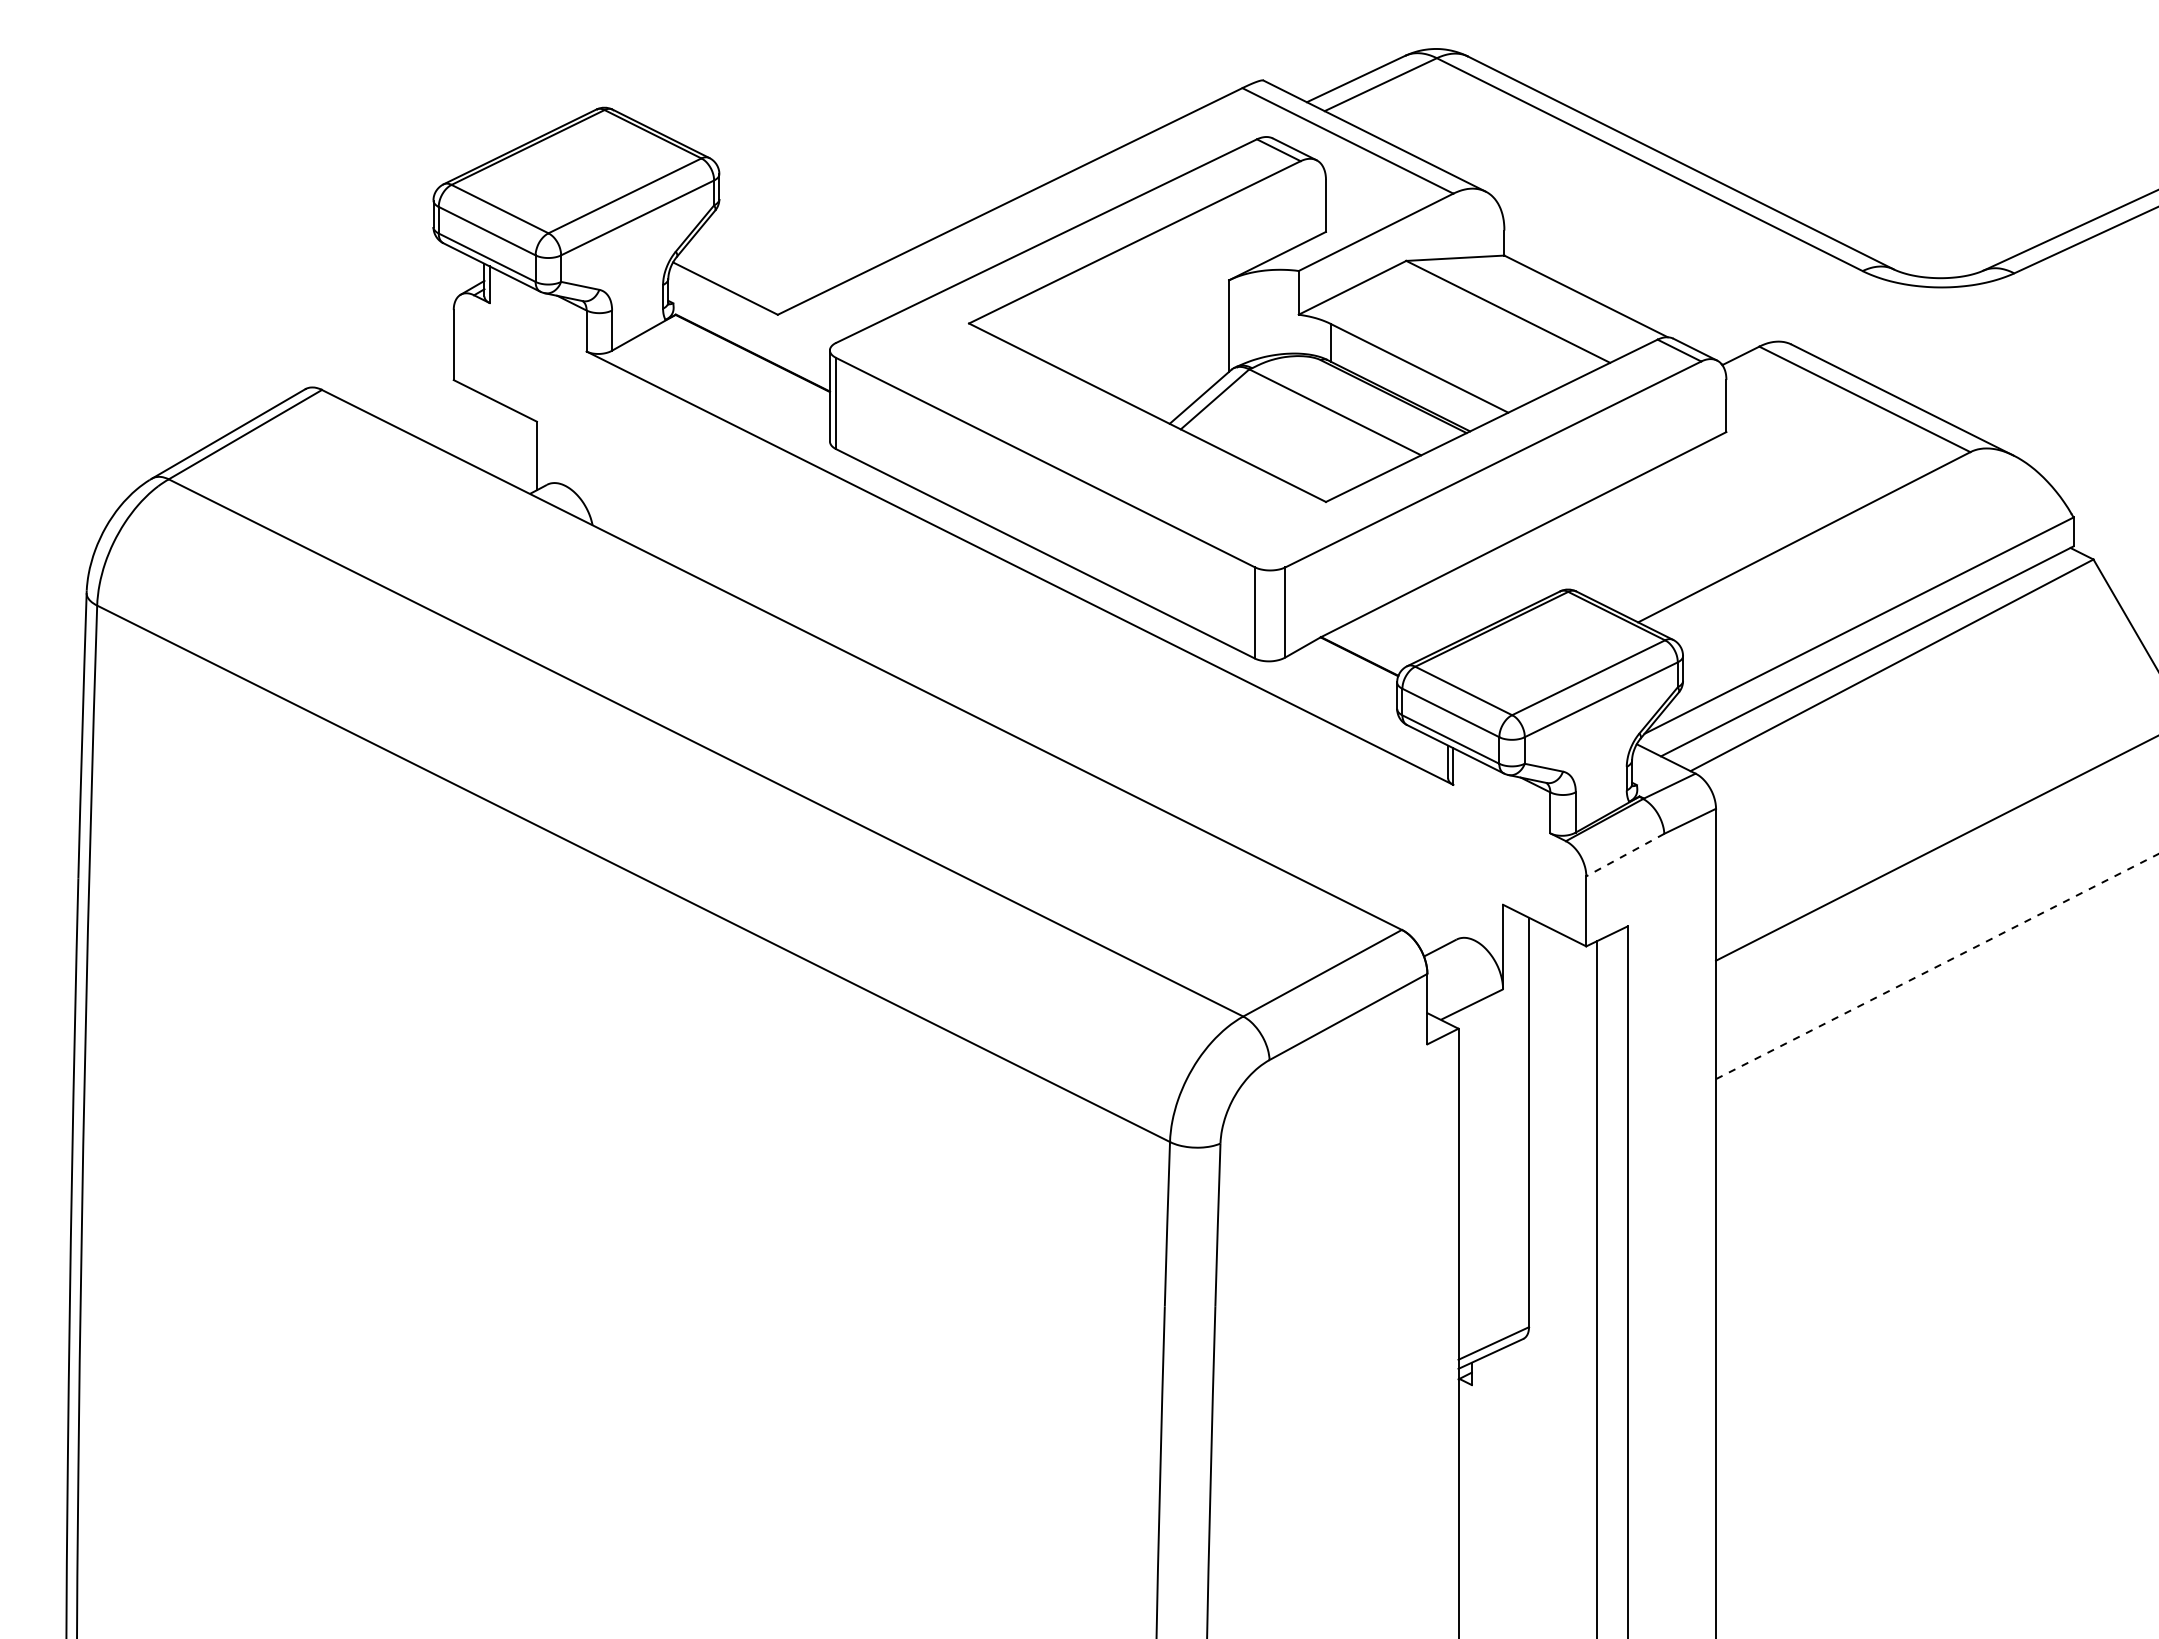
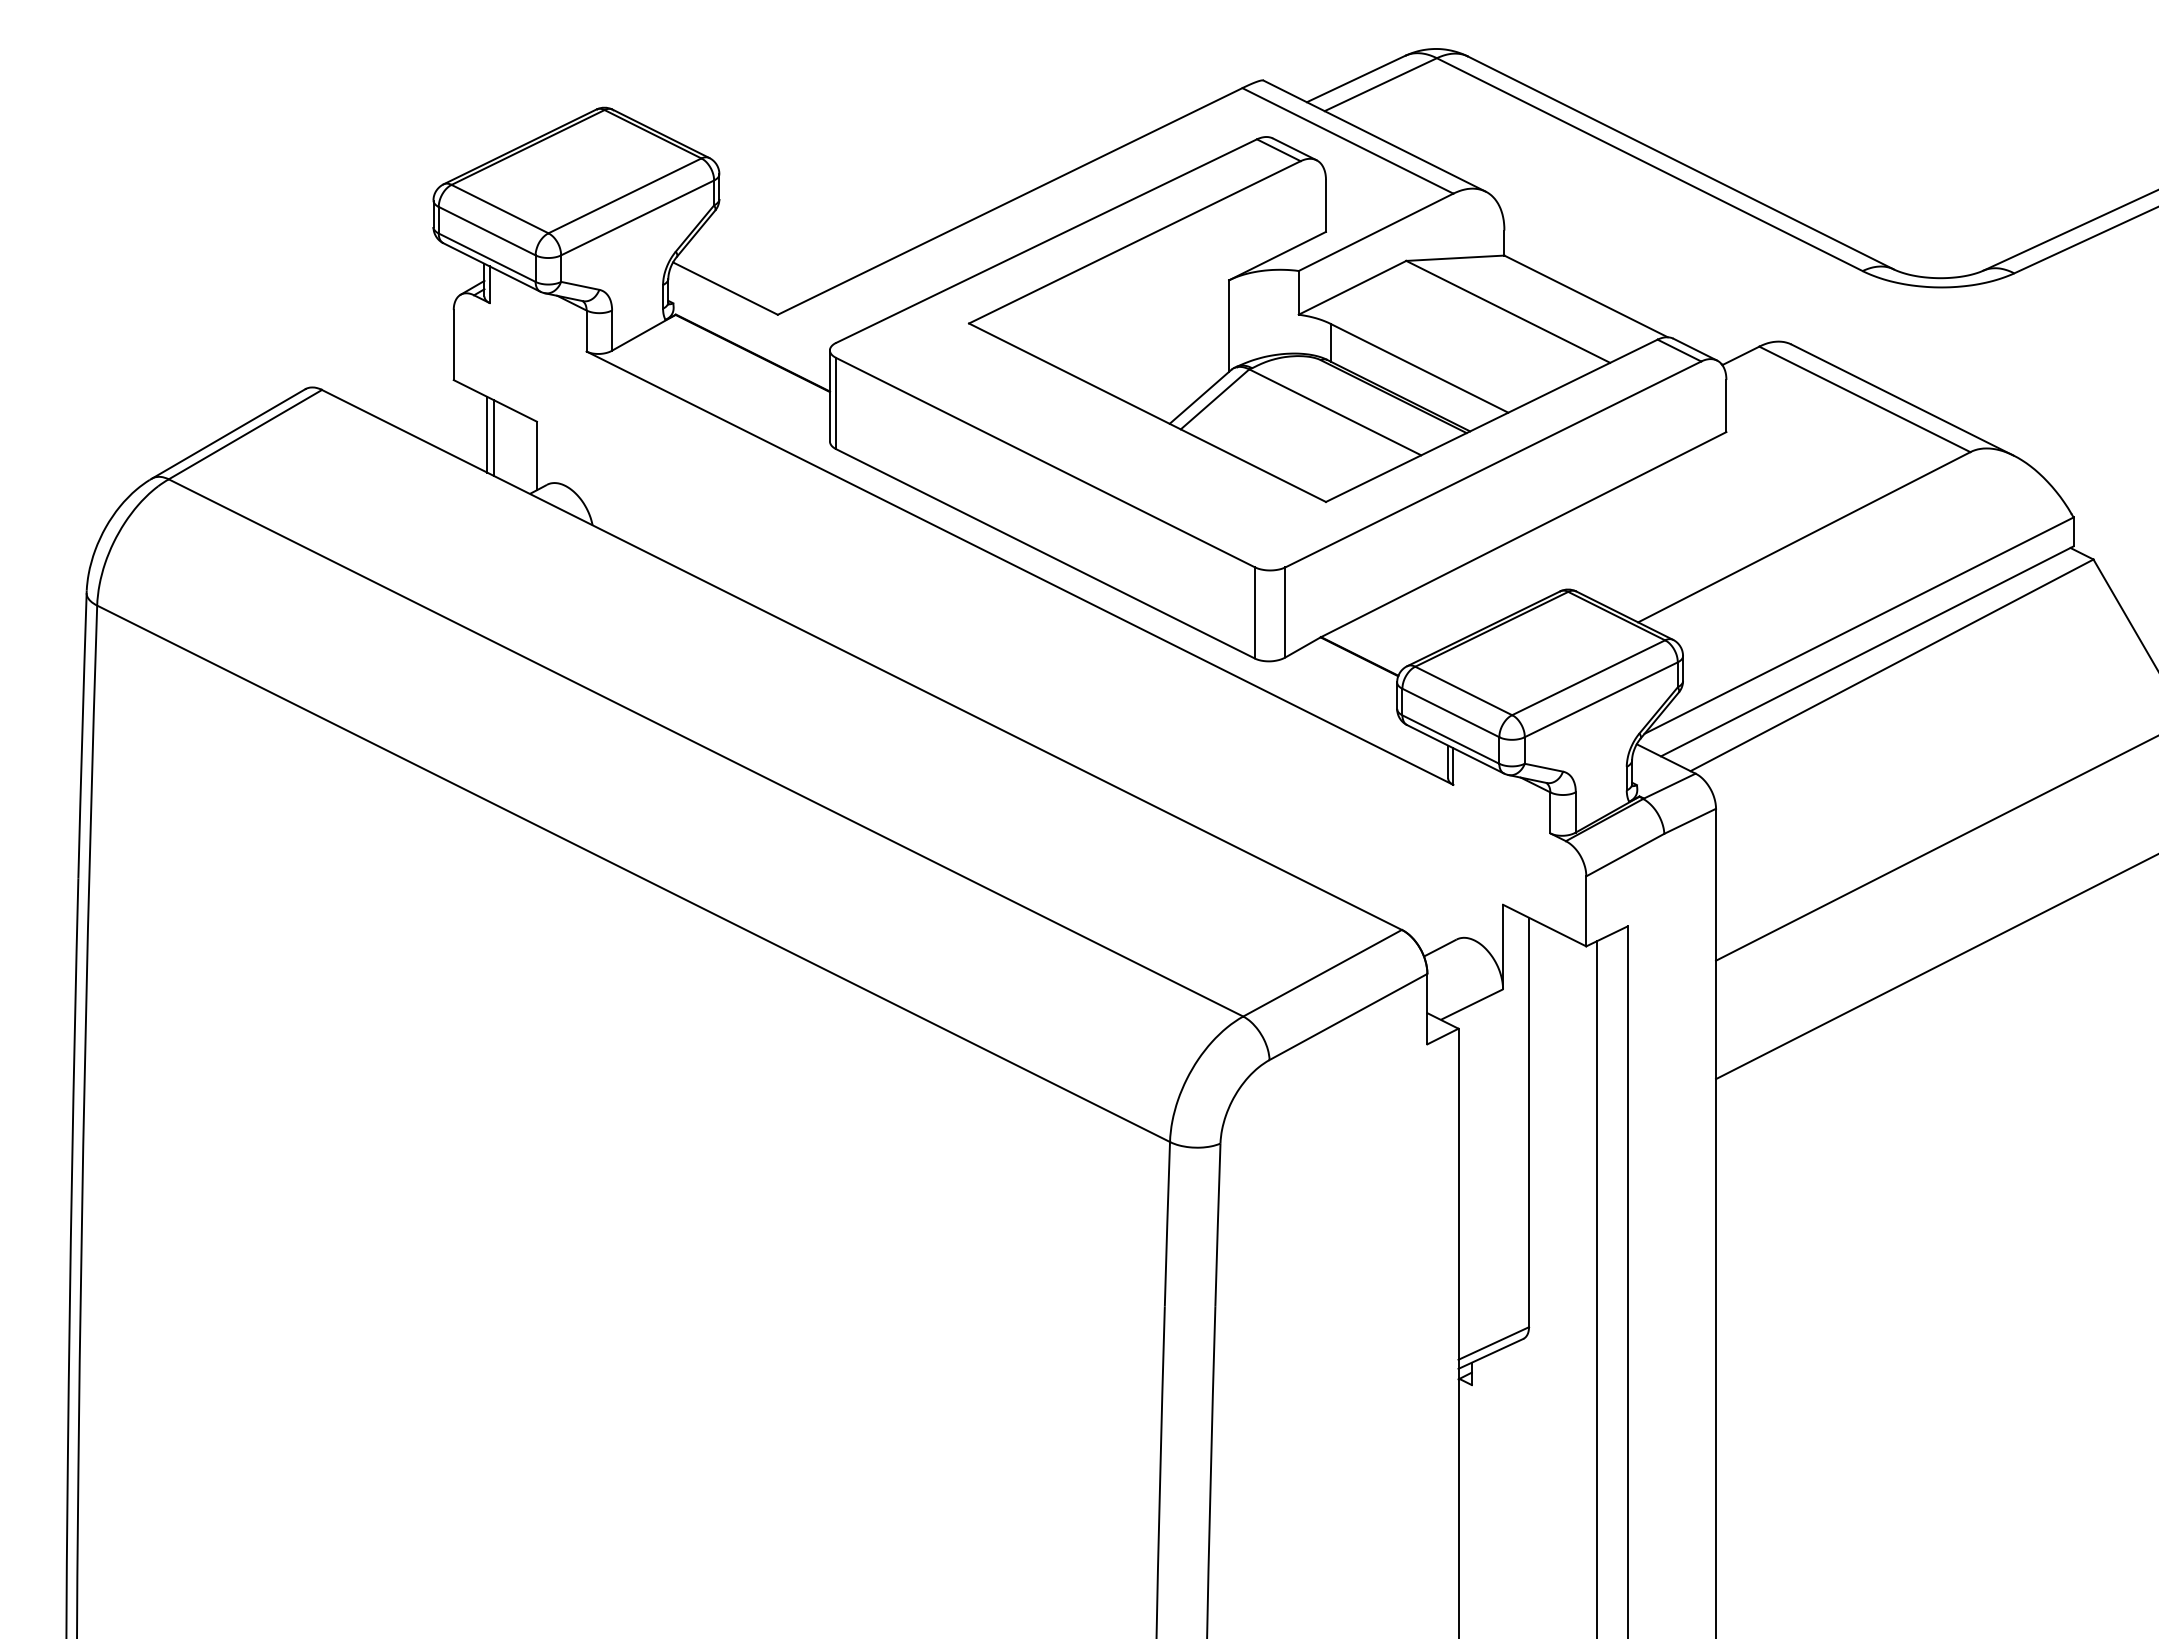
line: none -> present (487, 434)
line: none -> present (493, 437)
line: dashed -> solid (1624, 855)
line: dashed -> solid (1936, 966)
